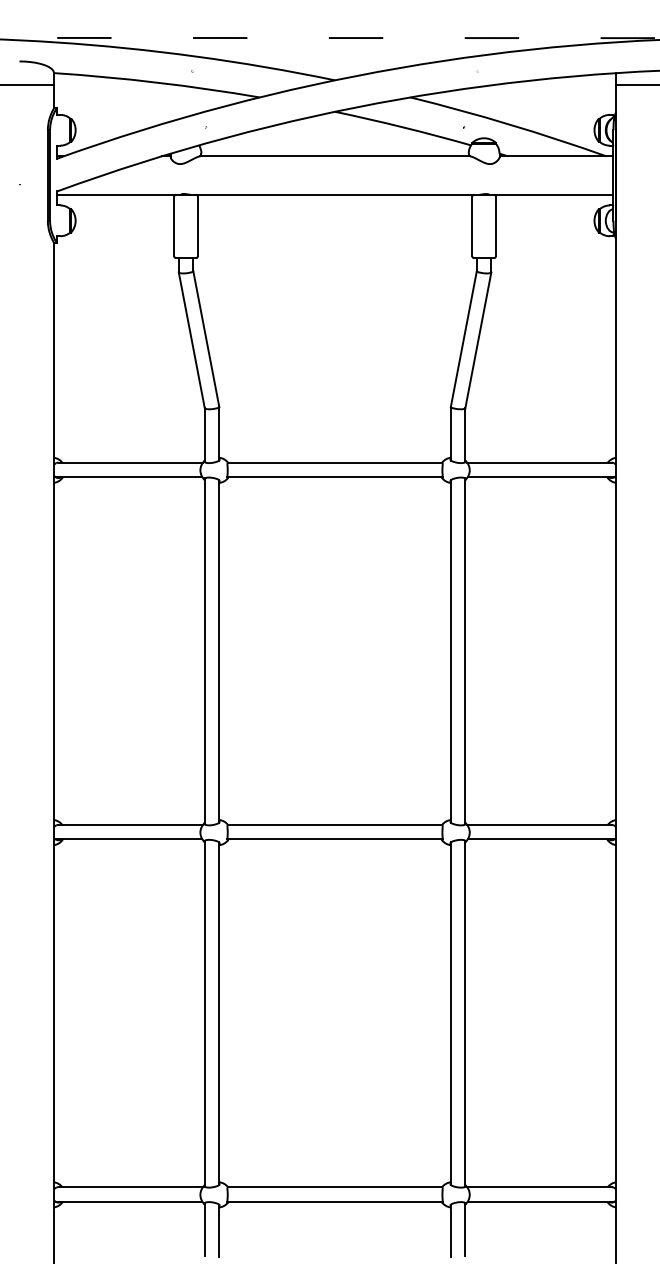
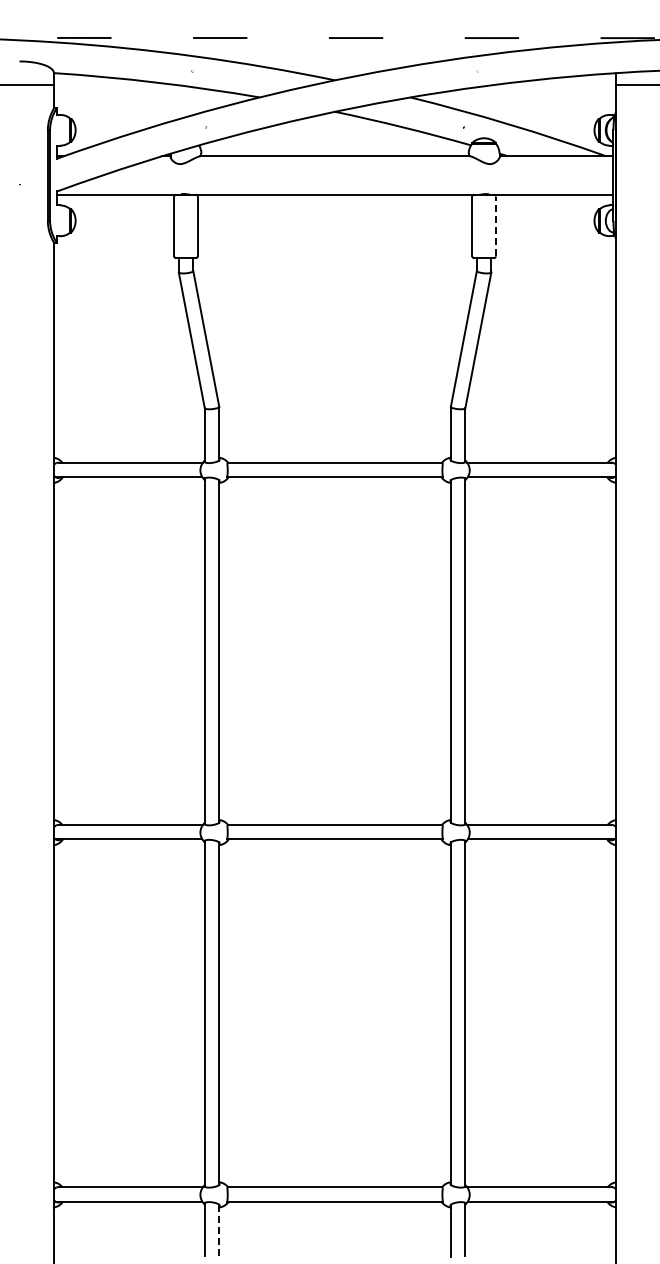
line: solid -> dashed (495, 226)
line: solid -> dashed (219, 1231)
